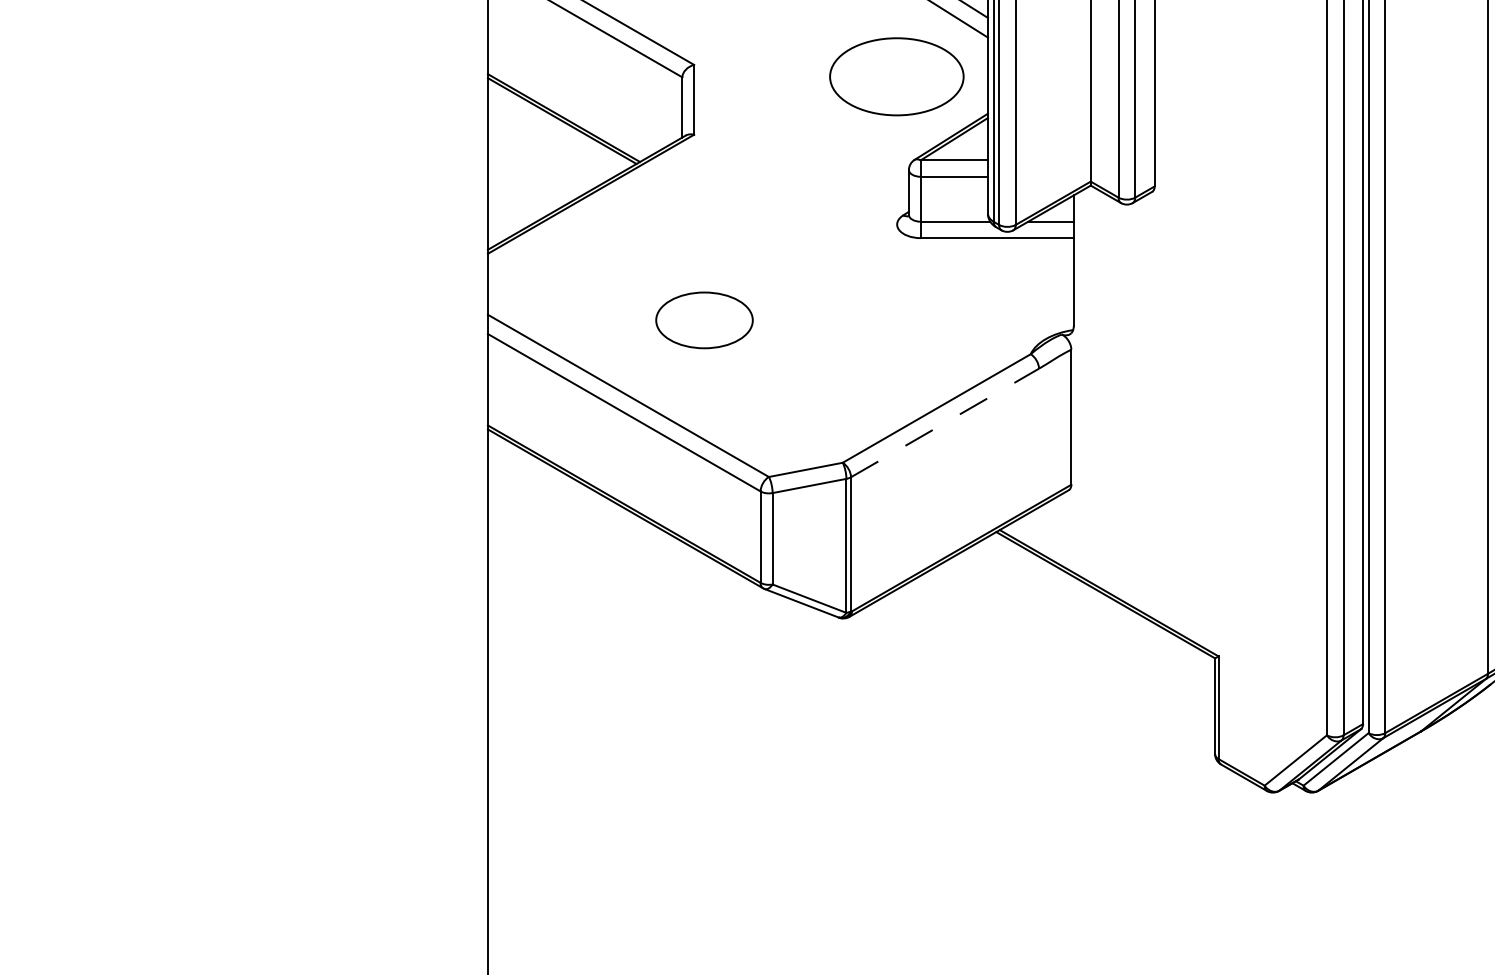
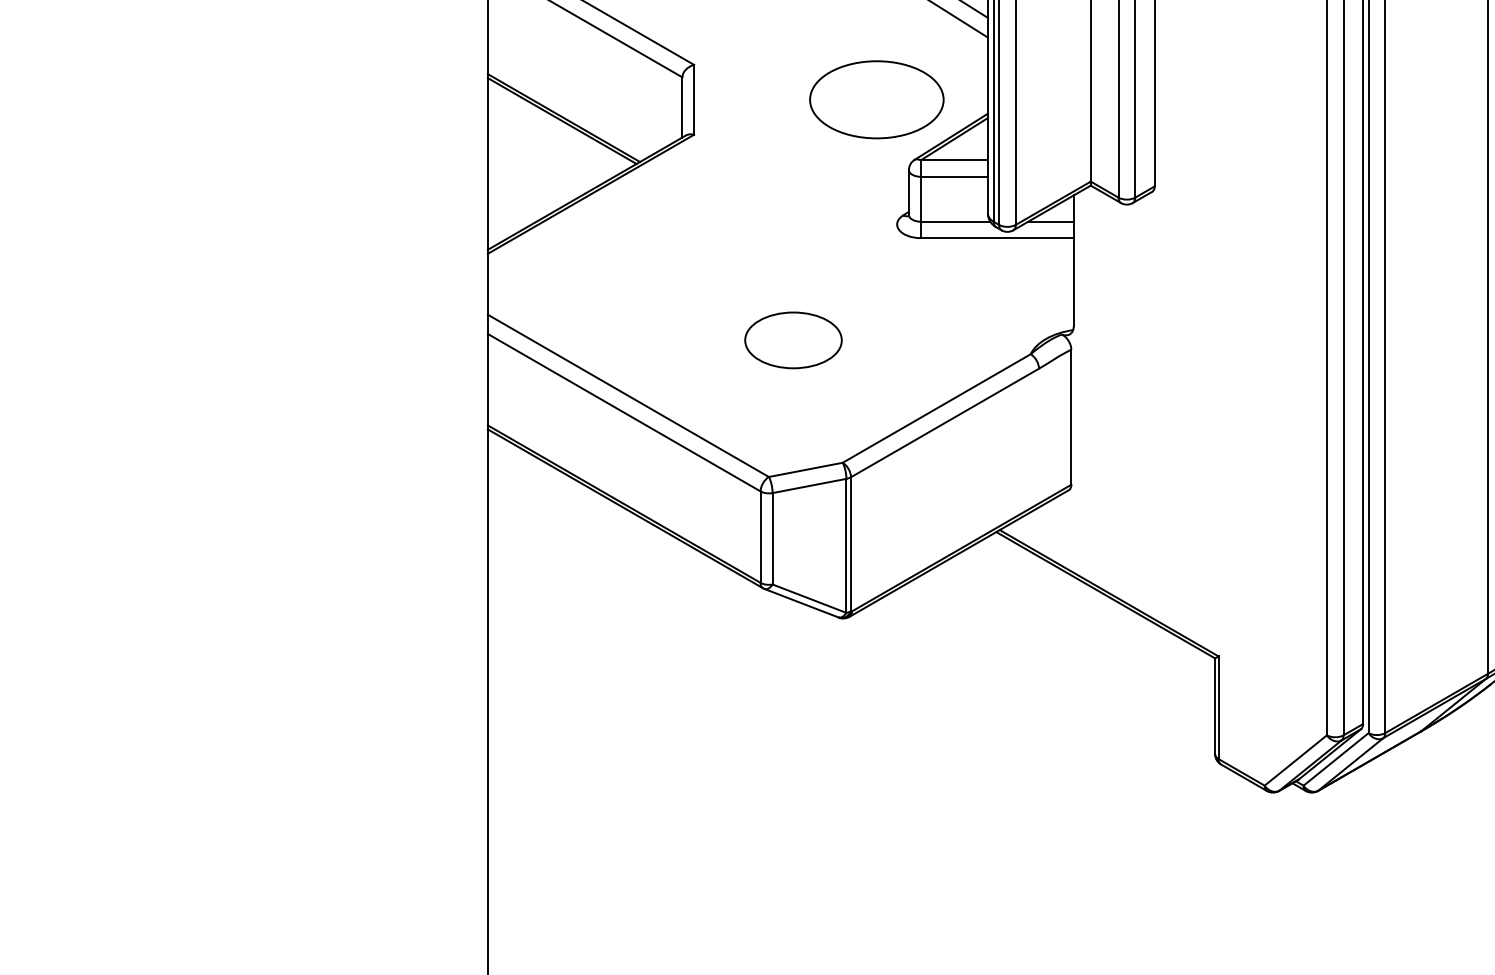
part position: (896, 76) -> (876, 99) (876, 99)
part position: (704, 320) -> (793, 340) (793, 340)
line: dashed -> solid (945, 422)
